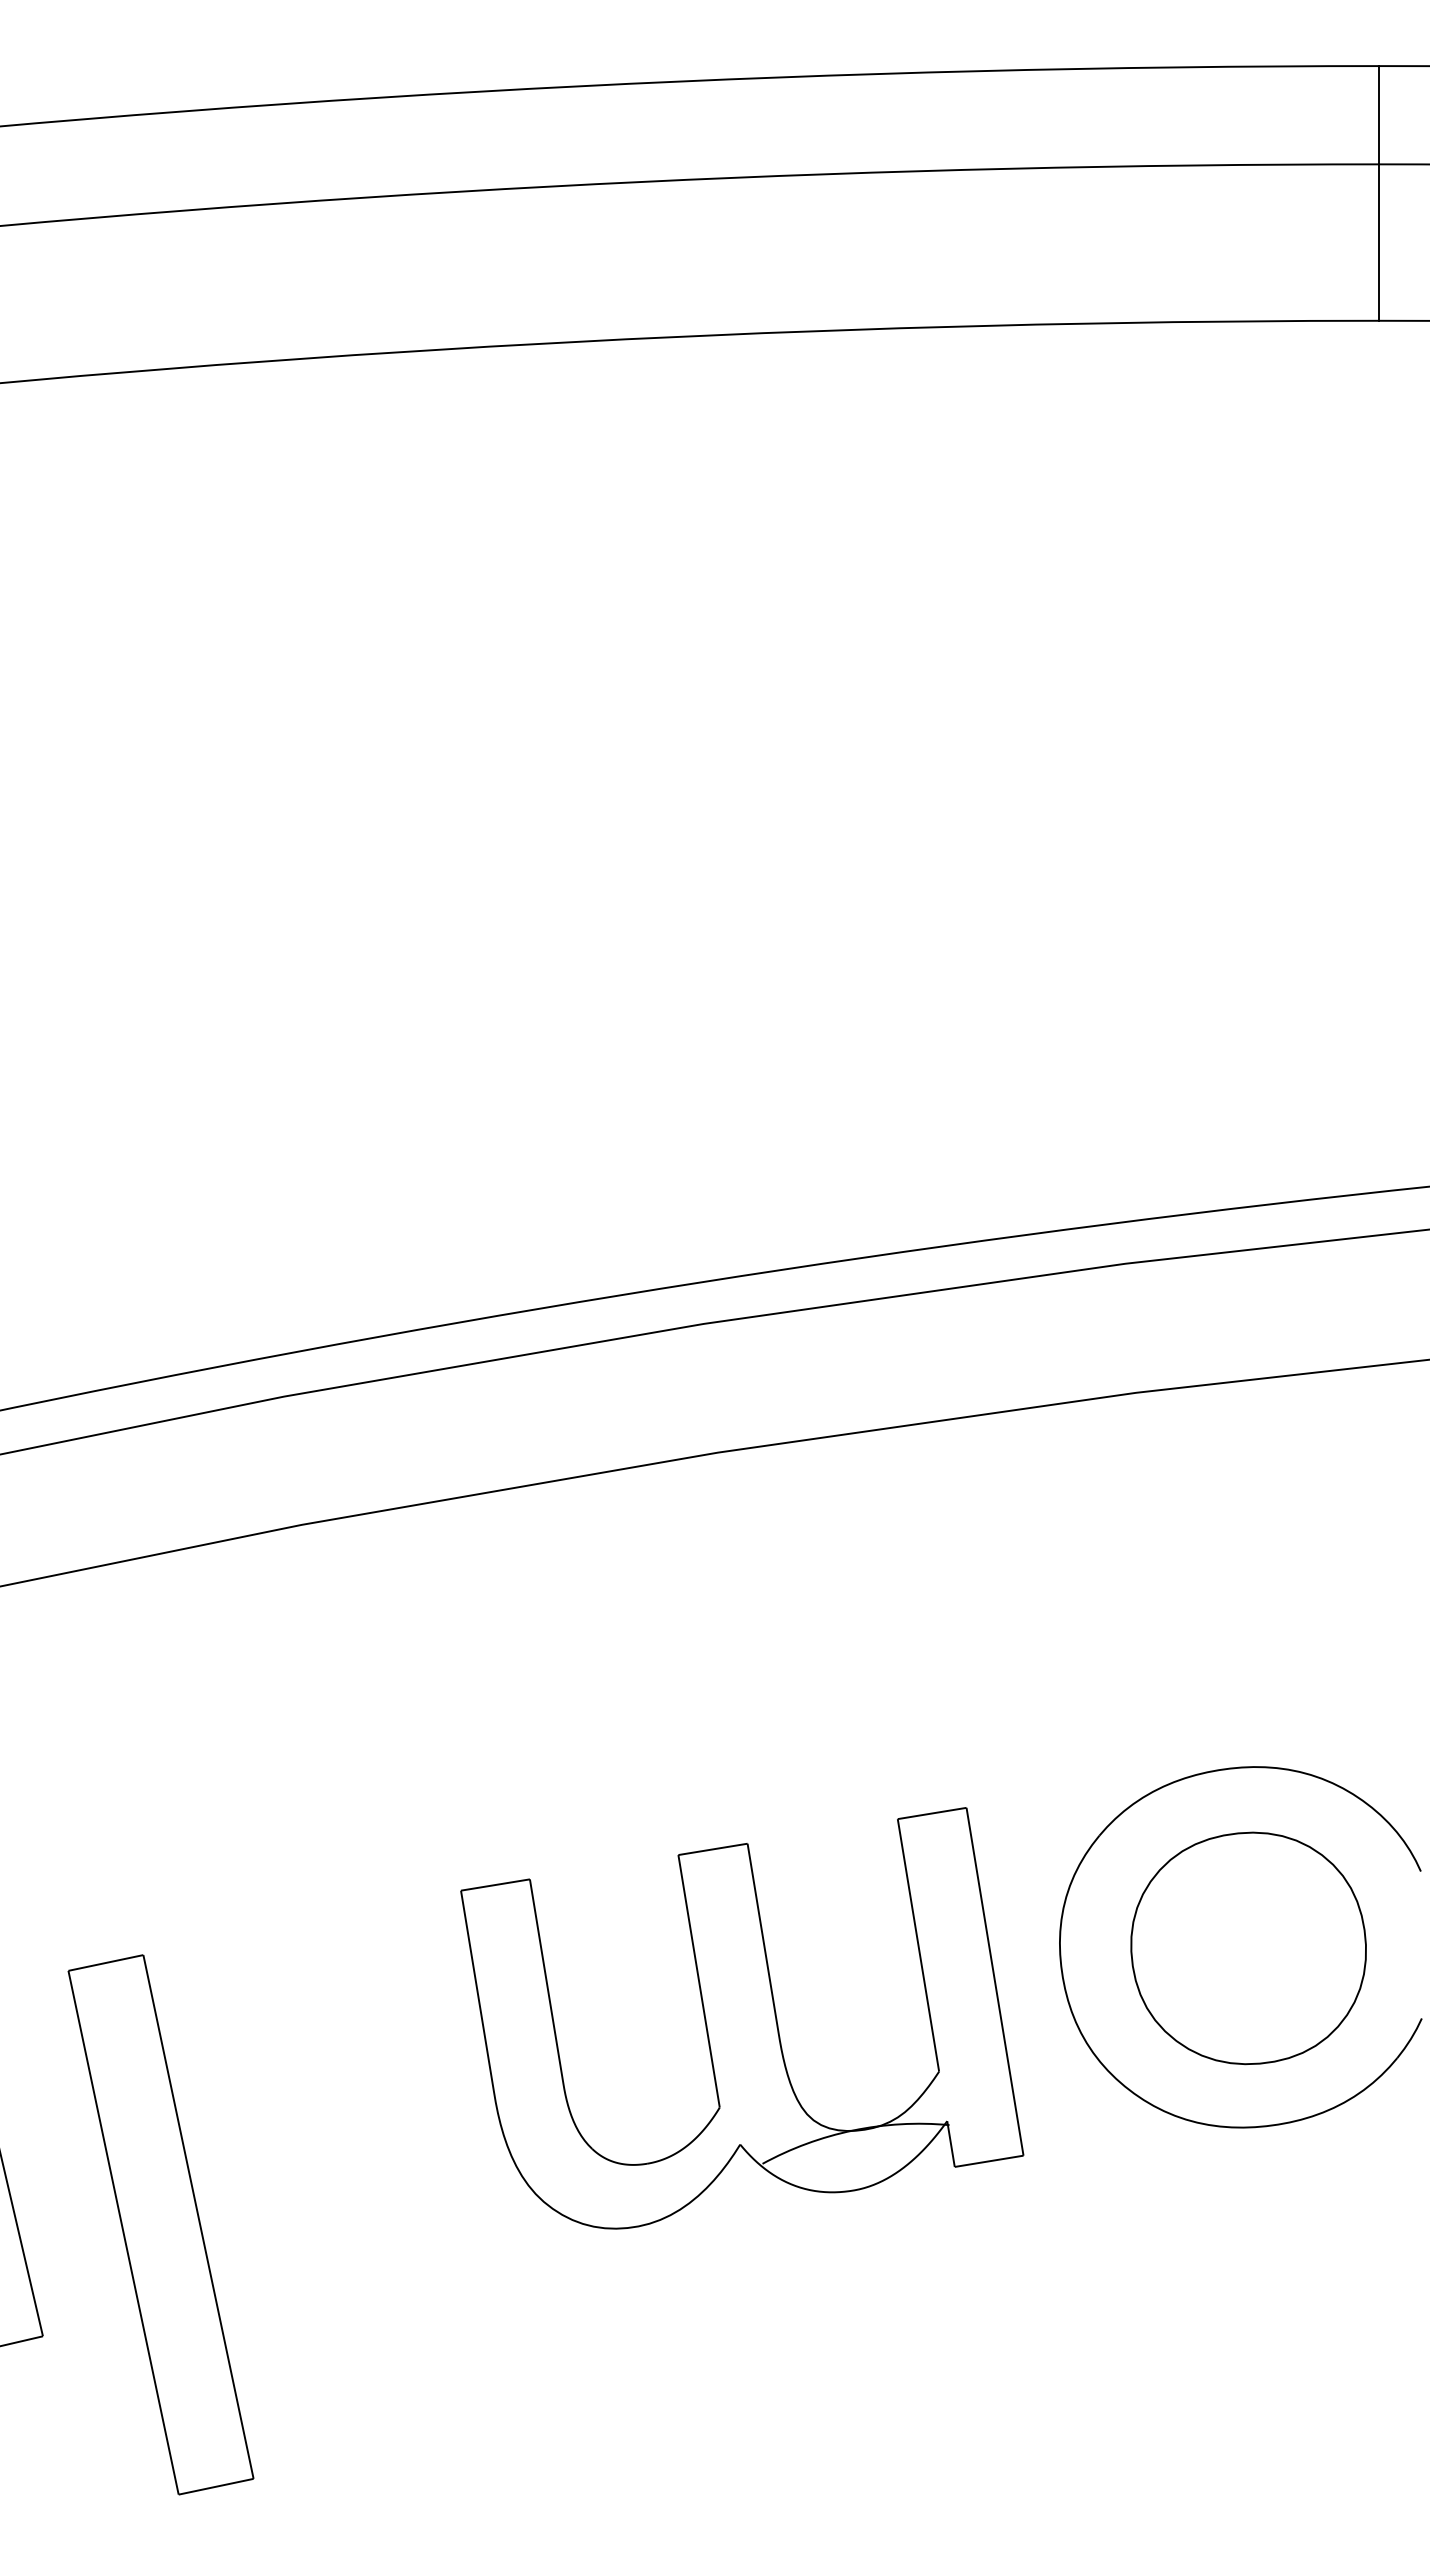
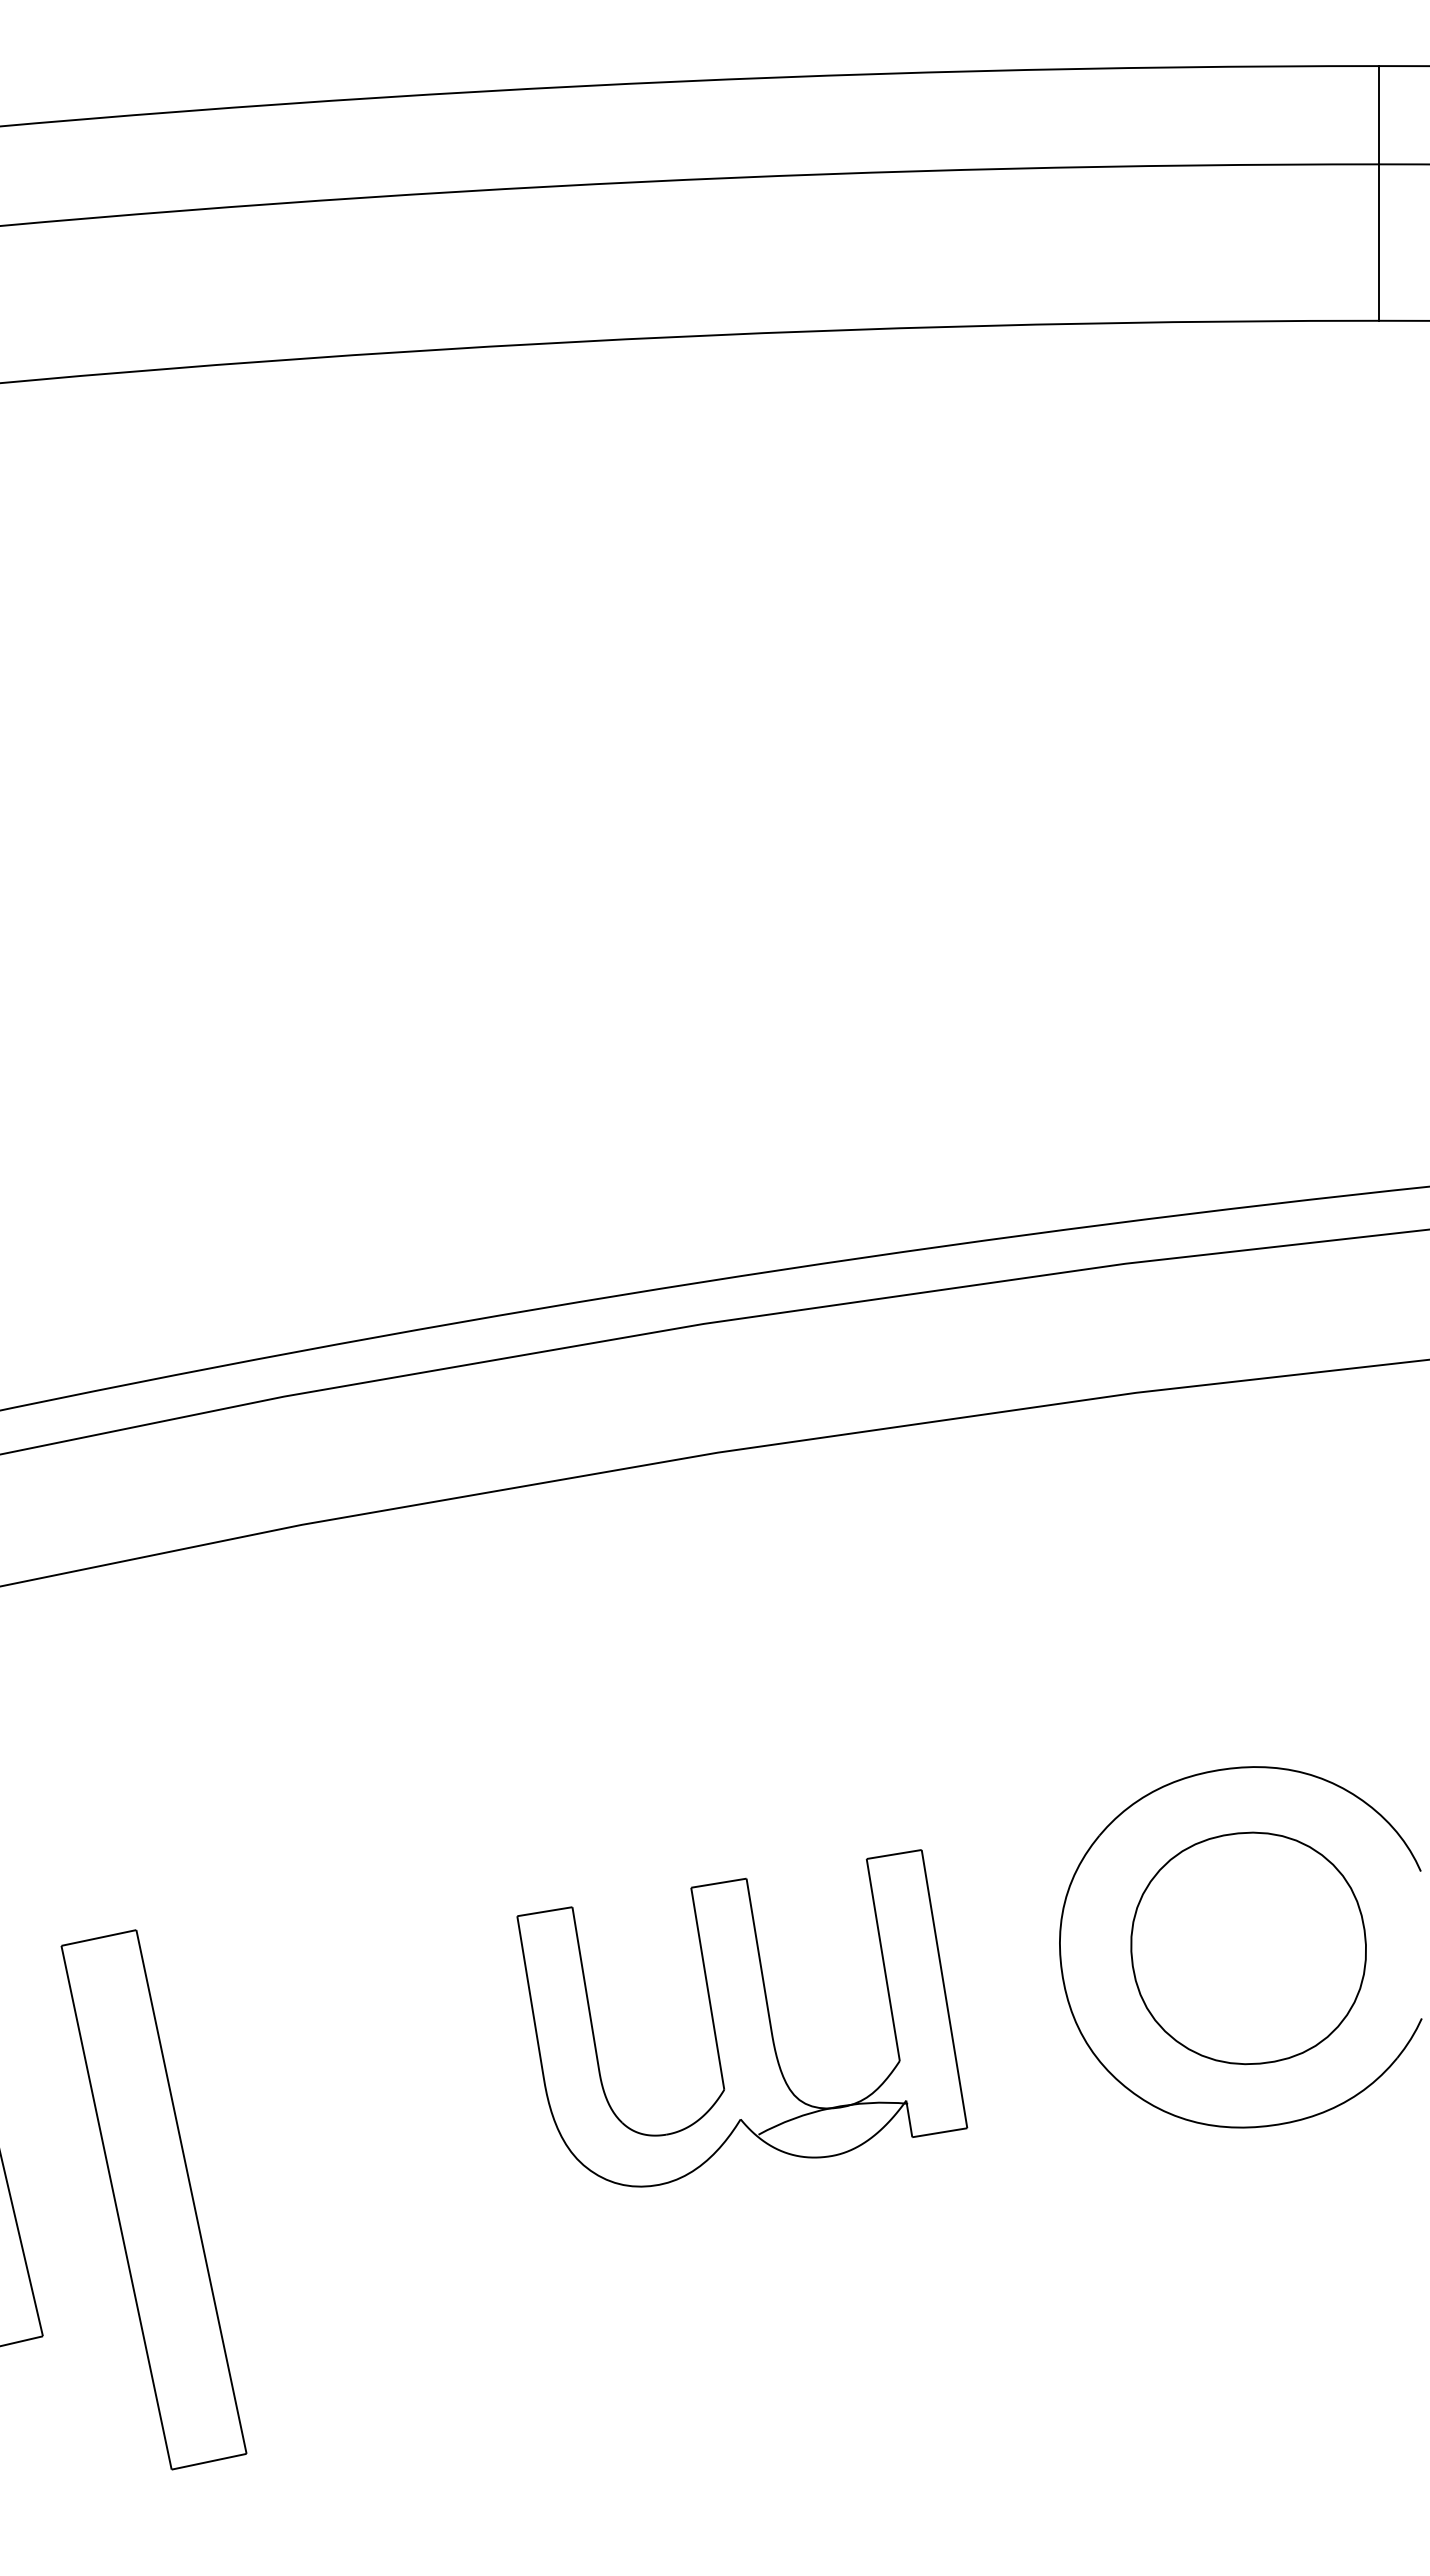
part size: 565x423 px -> 453x339 px (742, 2018)
part position: (160, 2224) -> (153, 2199) (153, 2199)
